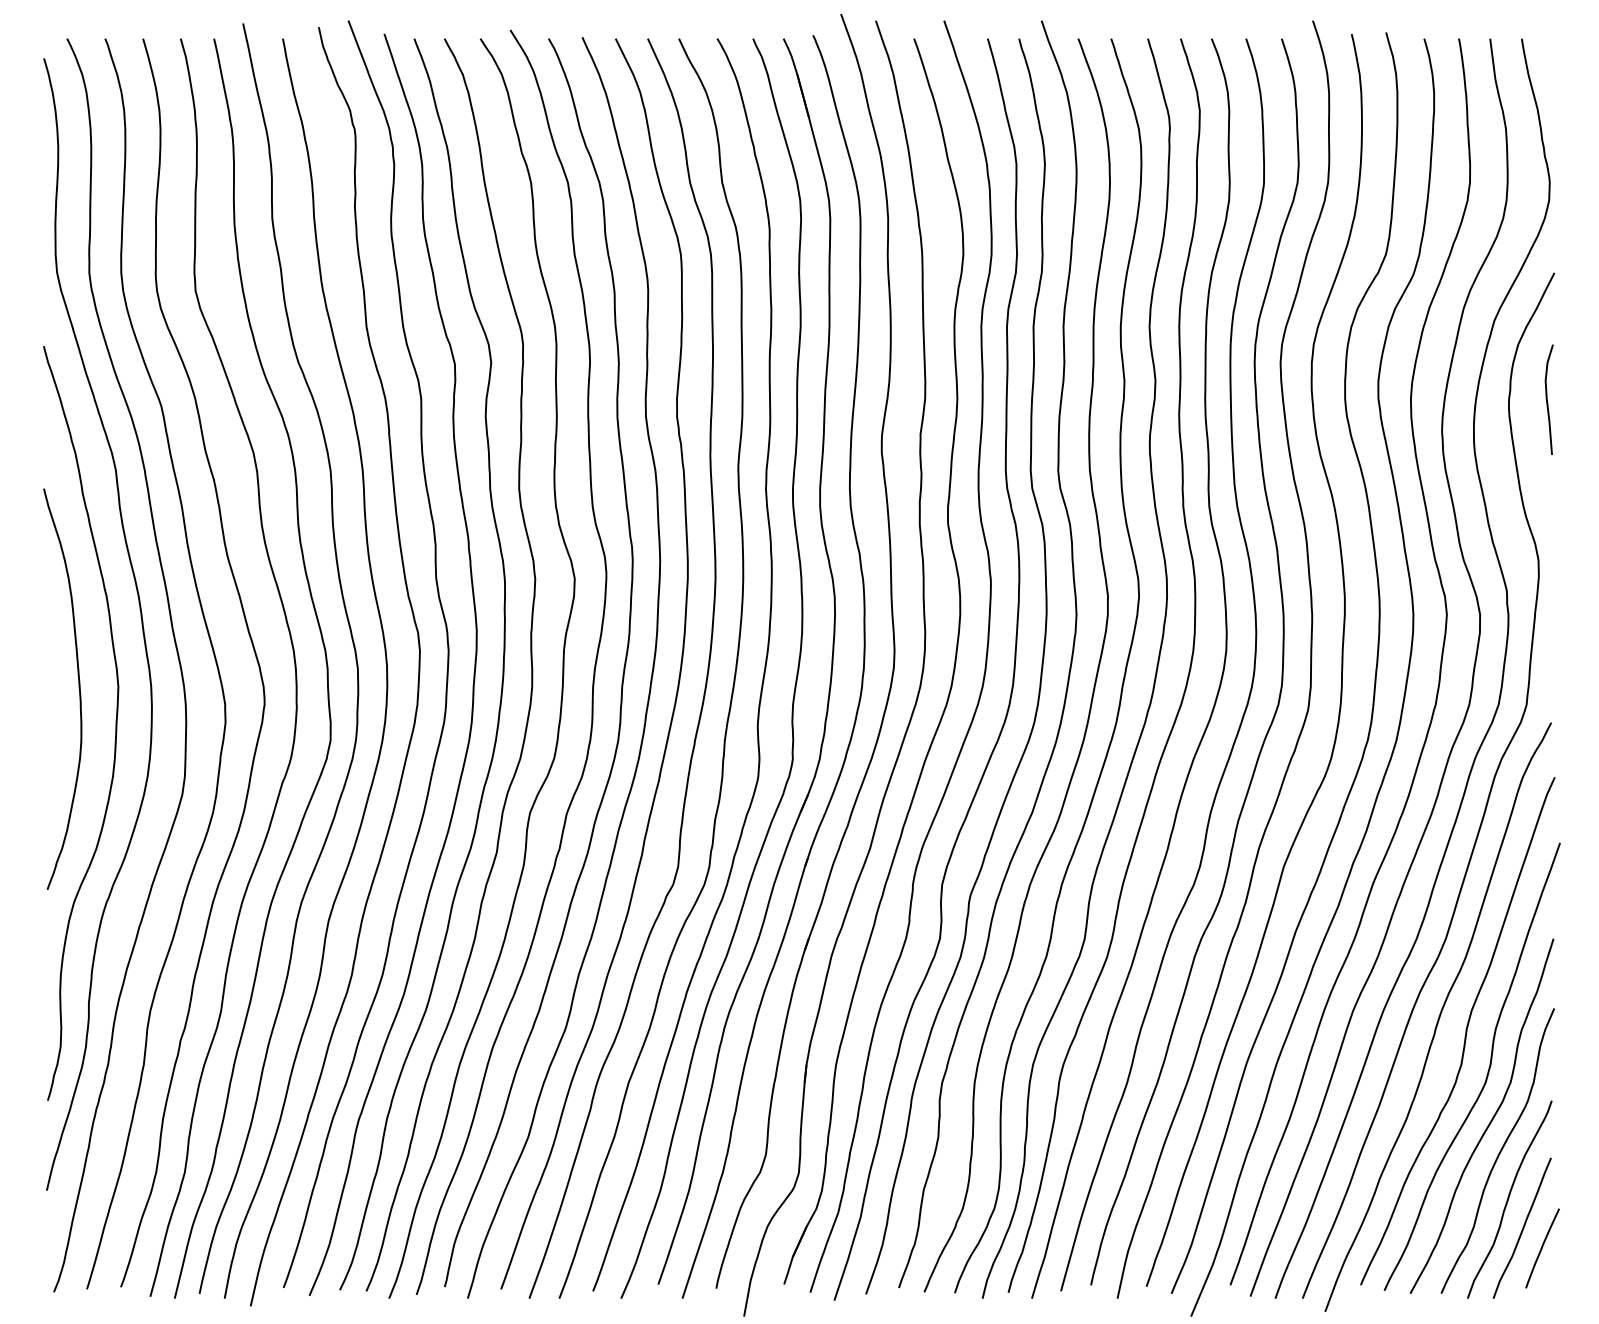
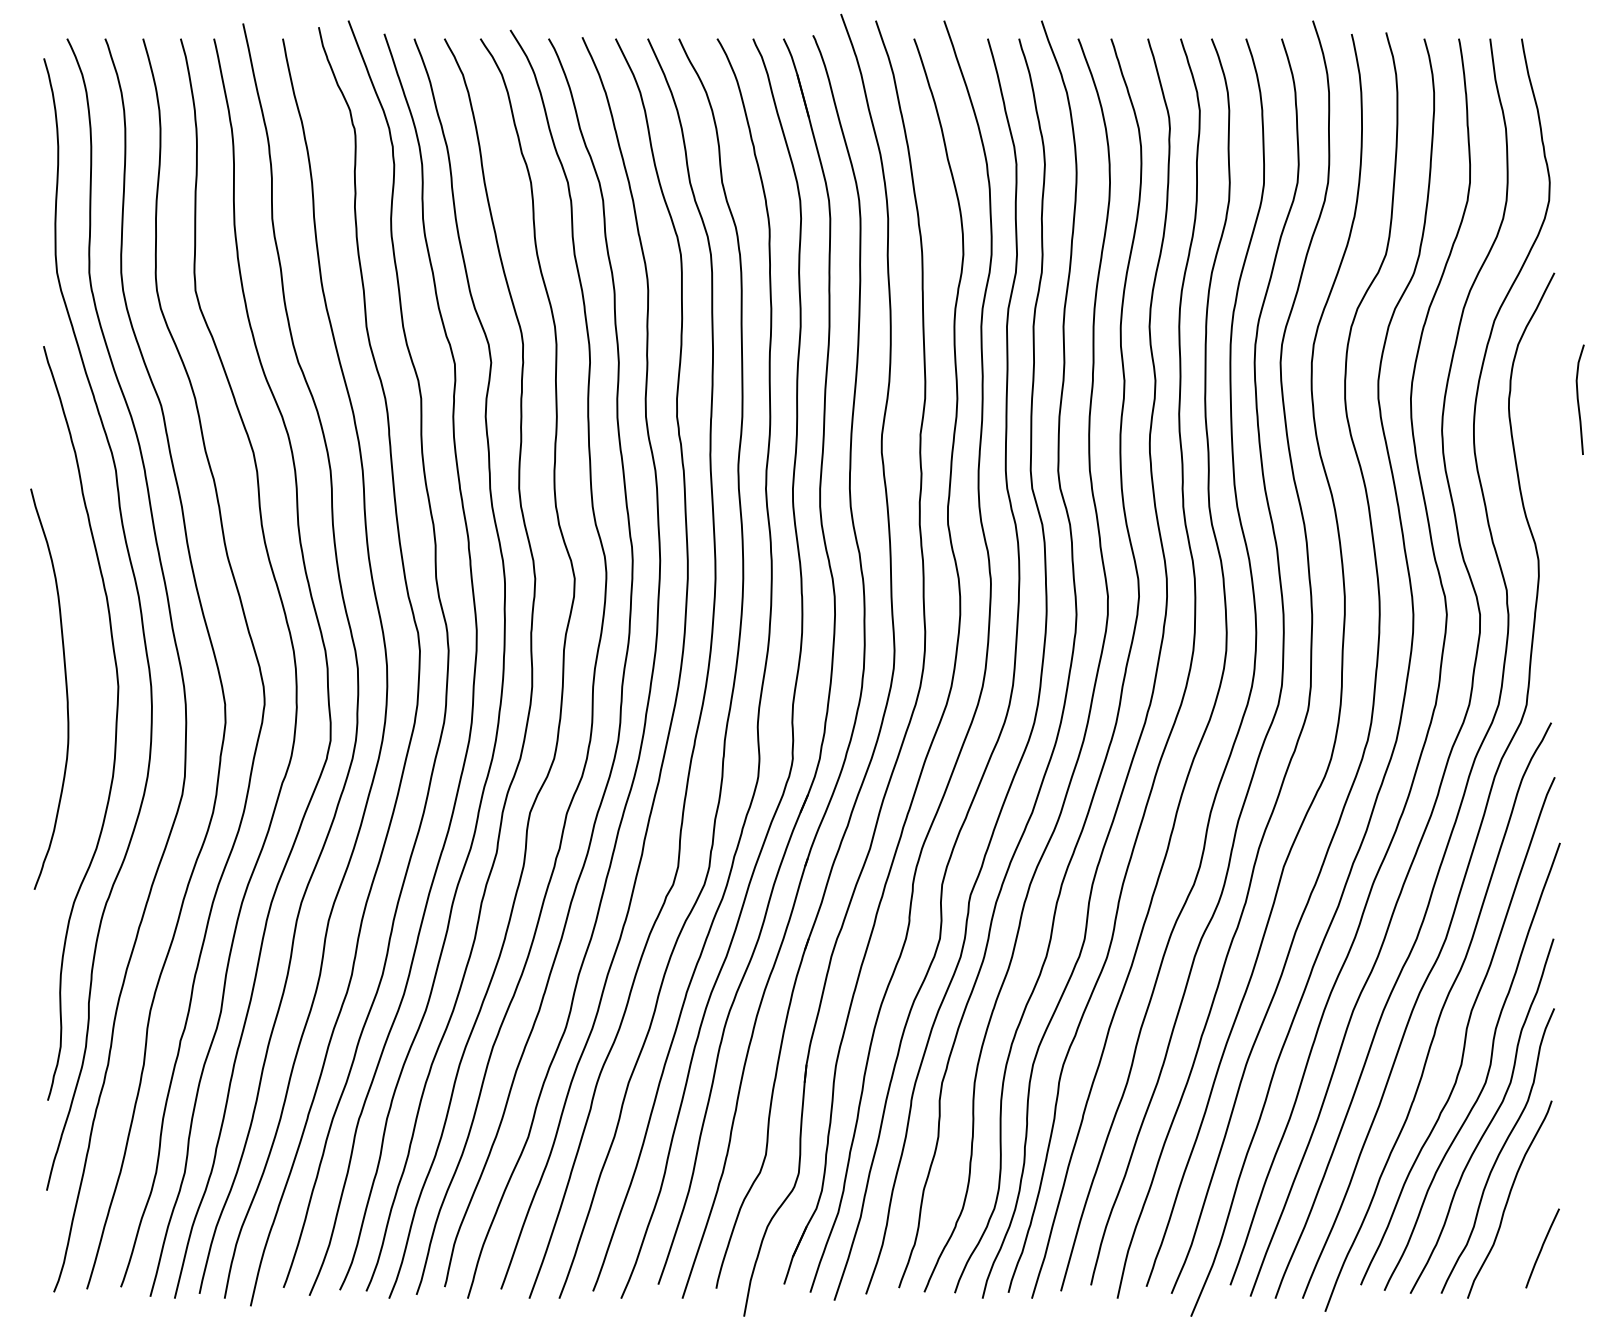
curve position: (1547, 399) -> (1578, 399) (1578, 399)
curve position: (78, 688) -> (65, 688) (65, 688)
curve: present -> none (1522, 1227)
